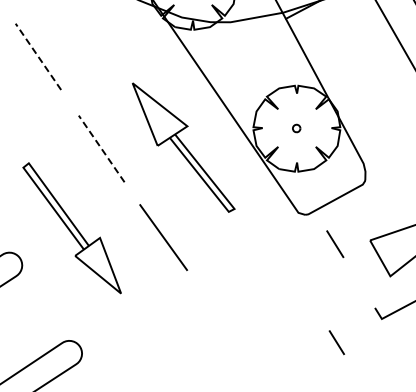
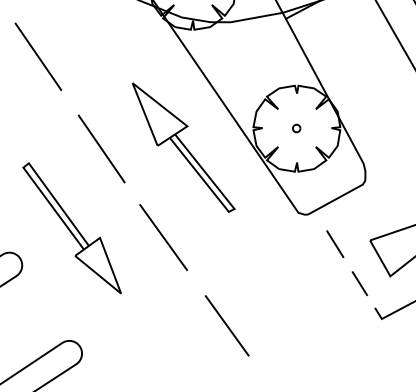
line: dashed -> solid (38, 56)
line: dashed -> solid (101, 148)
line: none -> present (226, 325)
line position: (336, 342) -> (359, 283) (359, 283)
